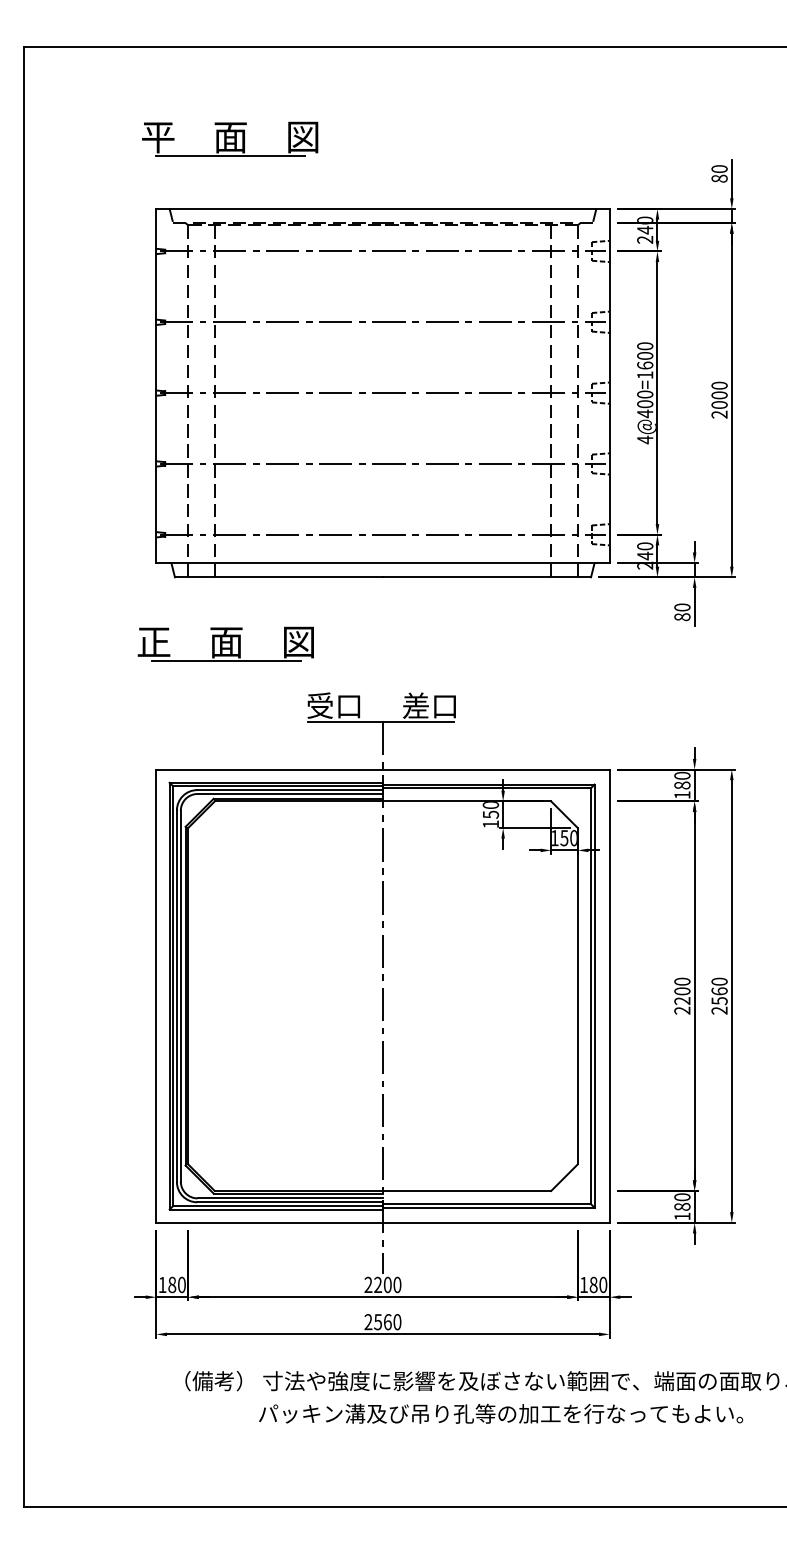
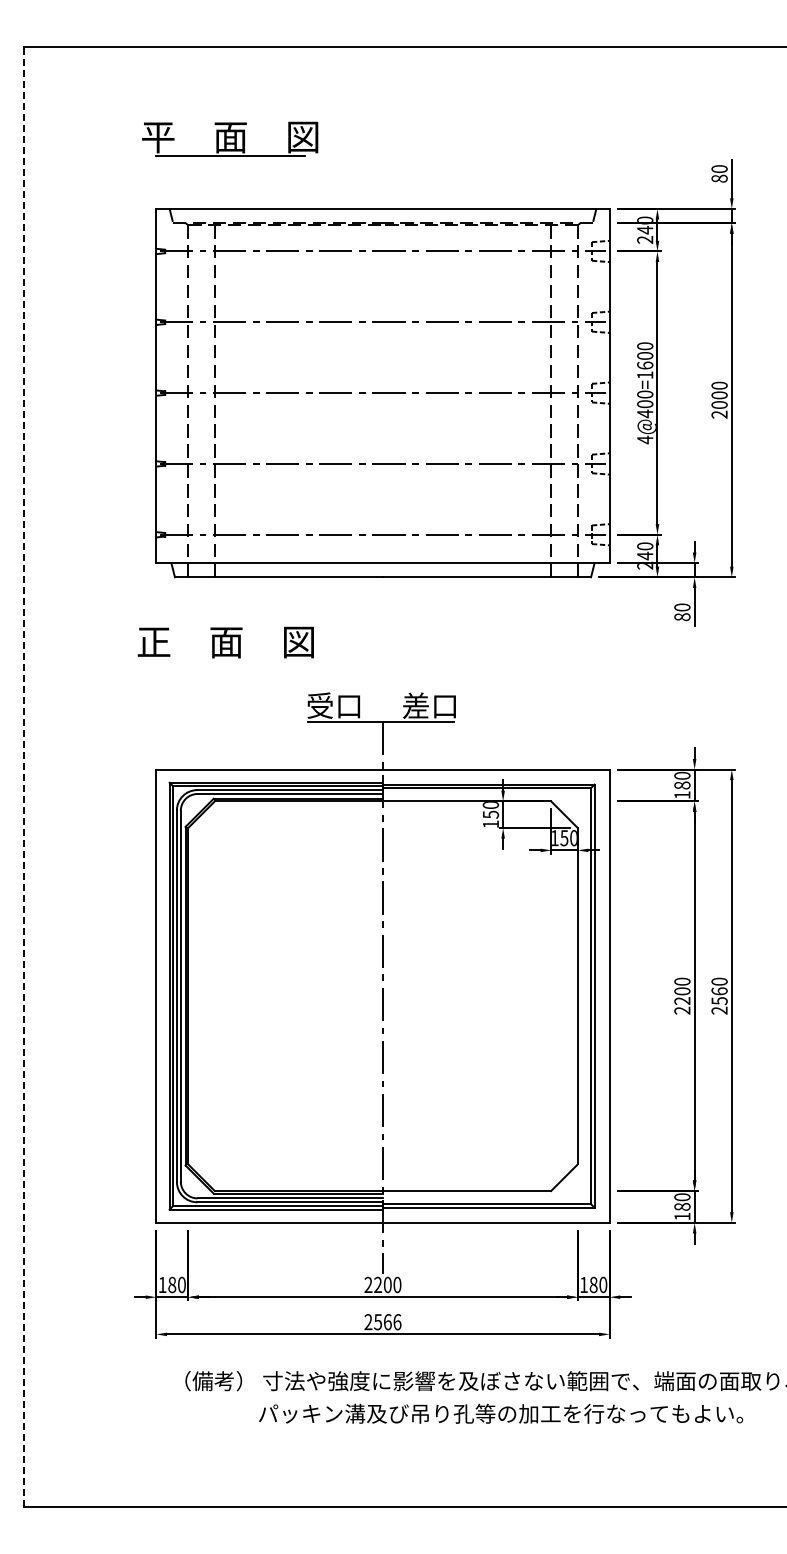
line: present -> none (226, 660)
line: solid -> dashed (23, 776)
text: 2560 -> 2566 (397, 1322)
